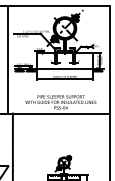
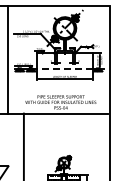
line: solid -> dashed (65, 68)
line position: (12, 145) -> (23, 145) (23, 145)
